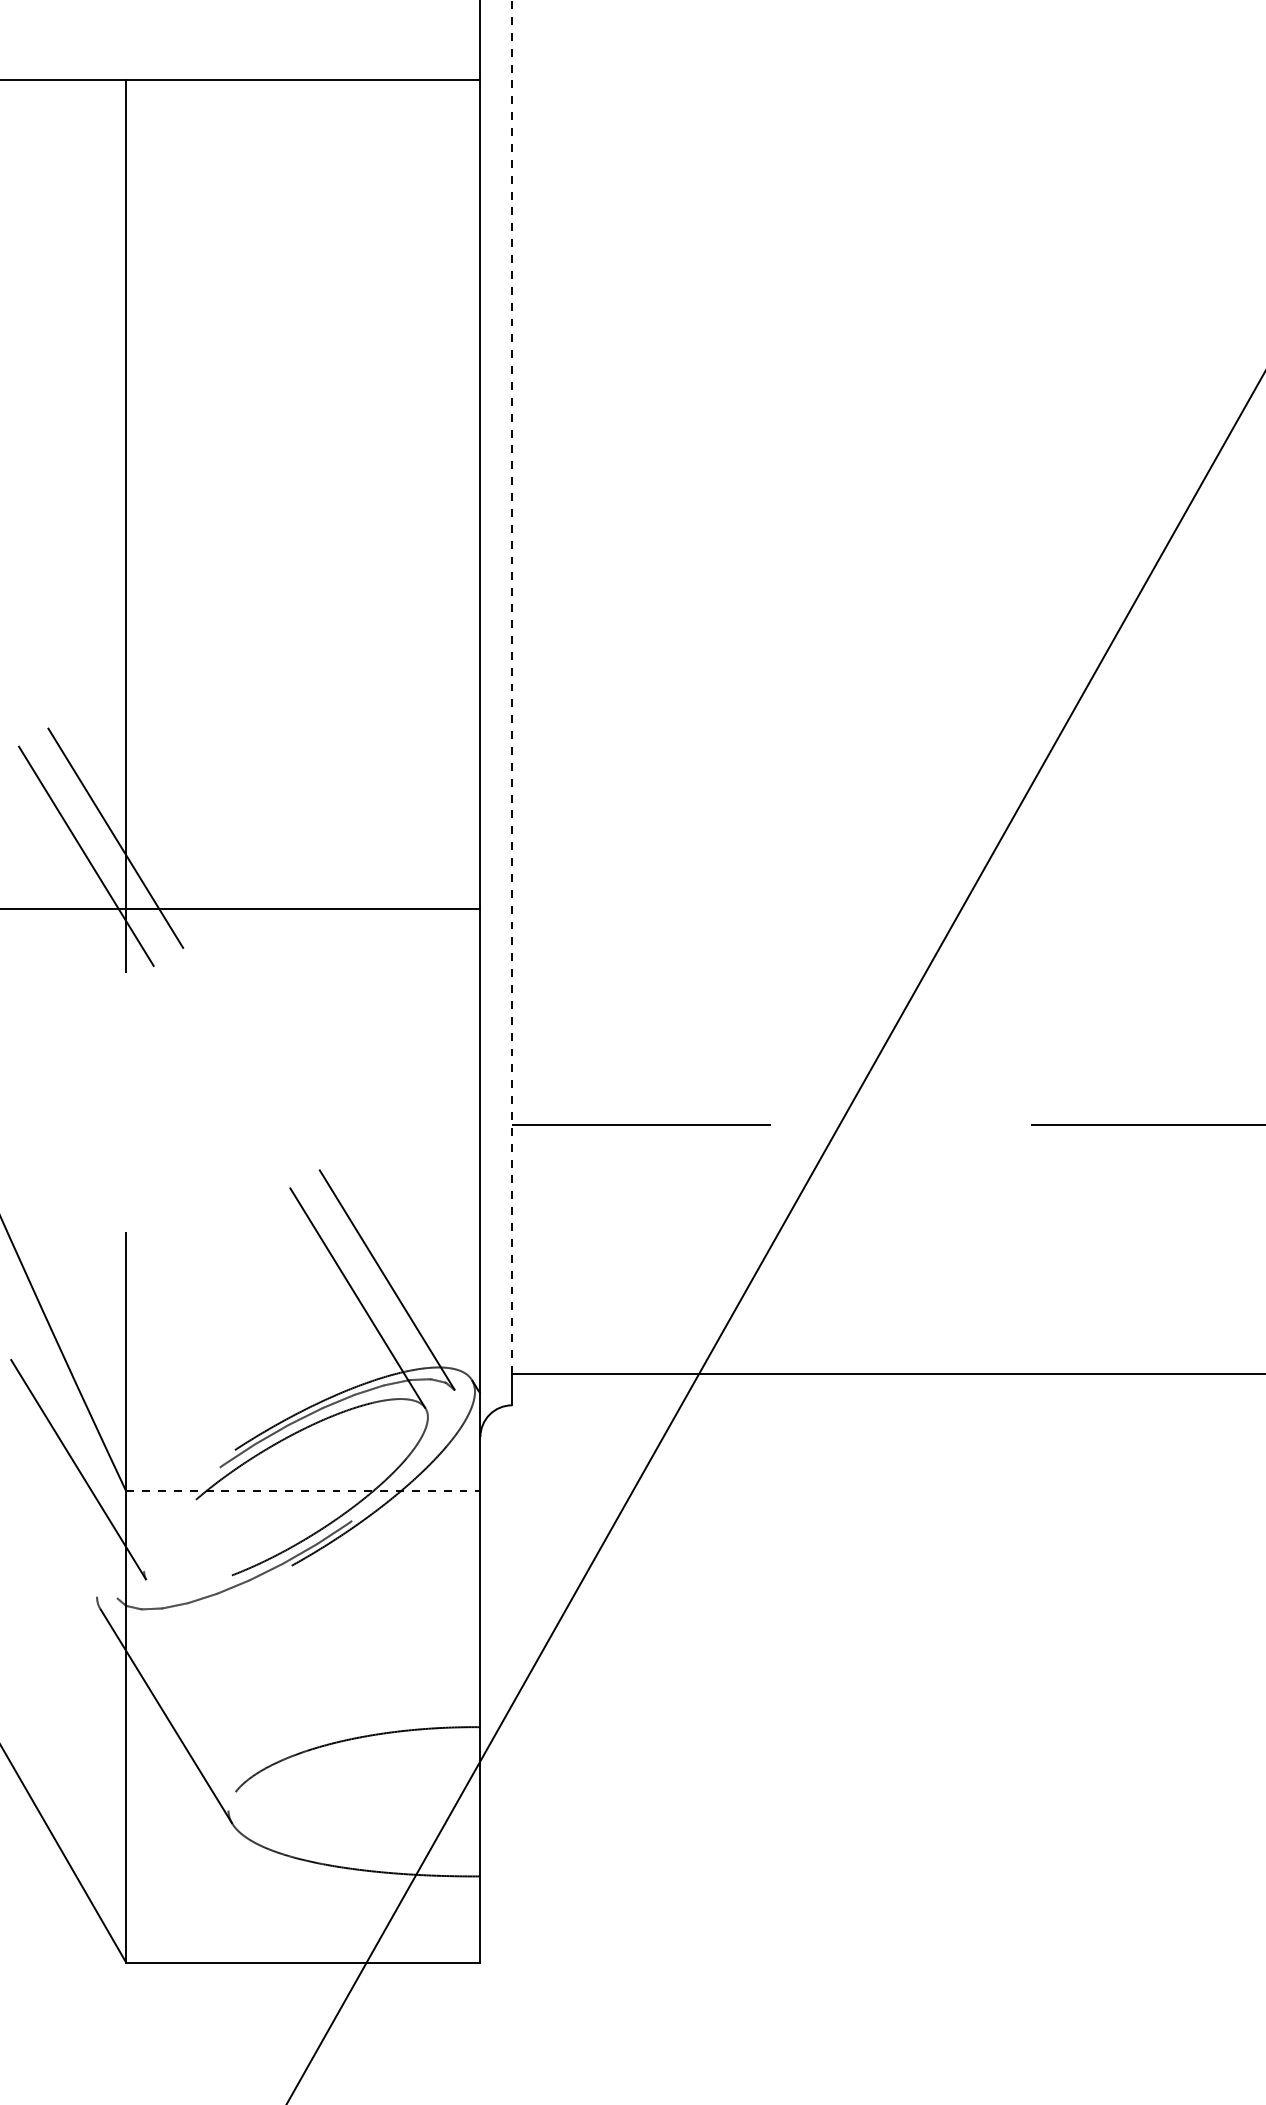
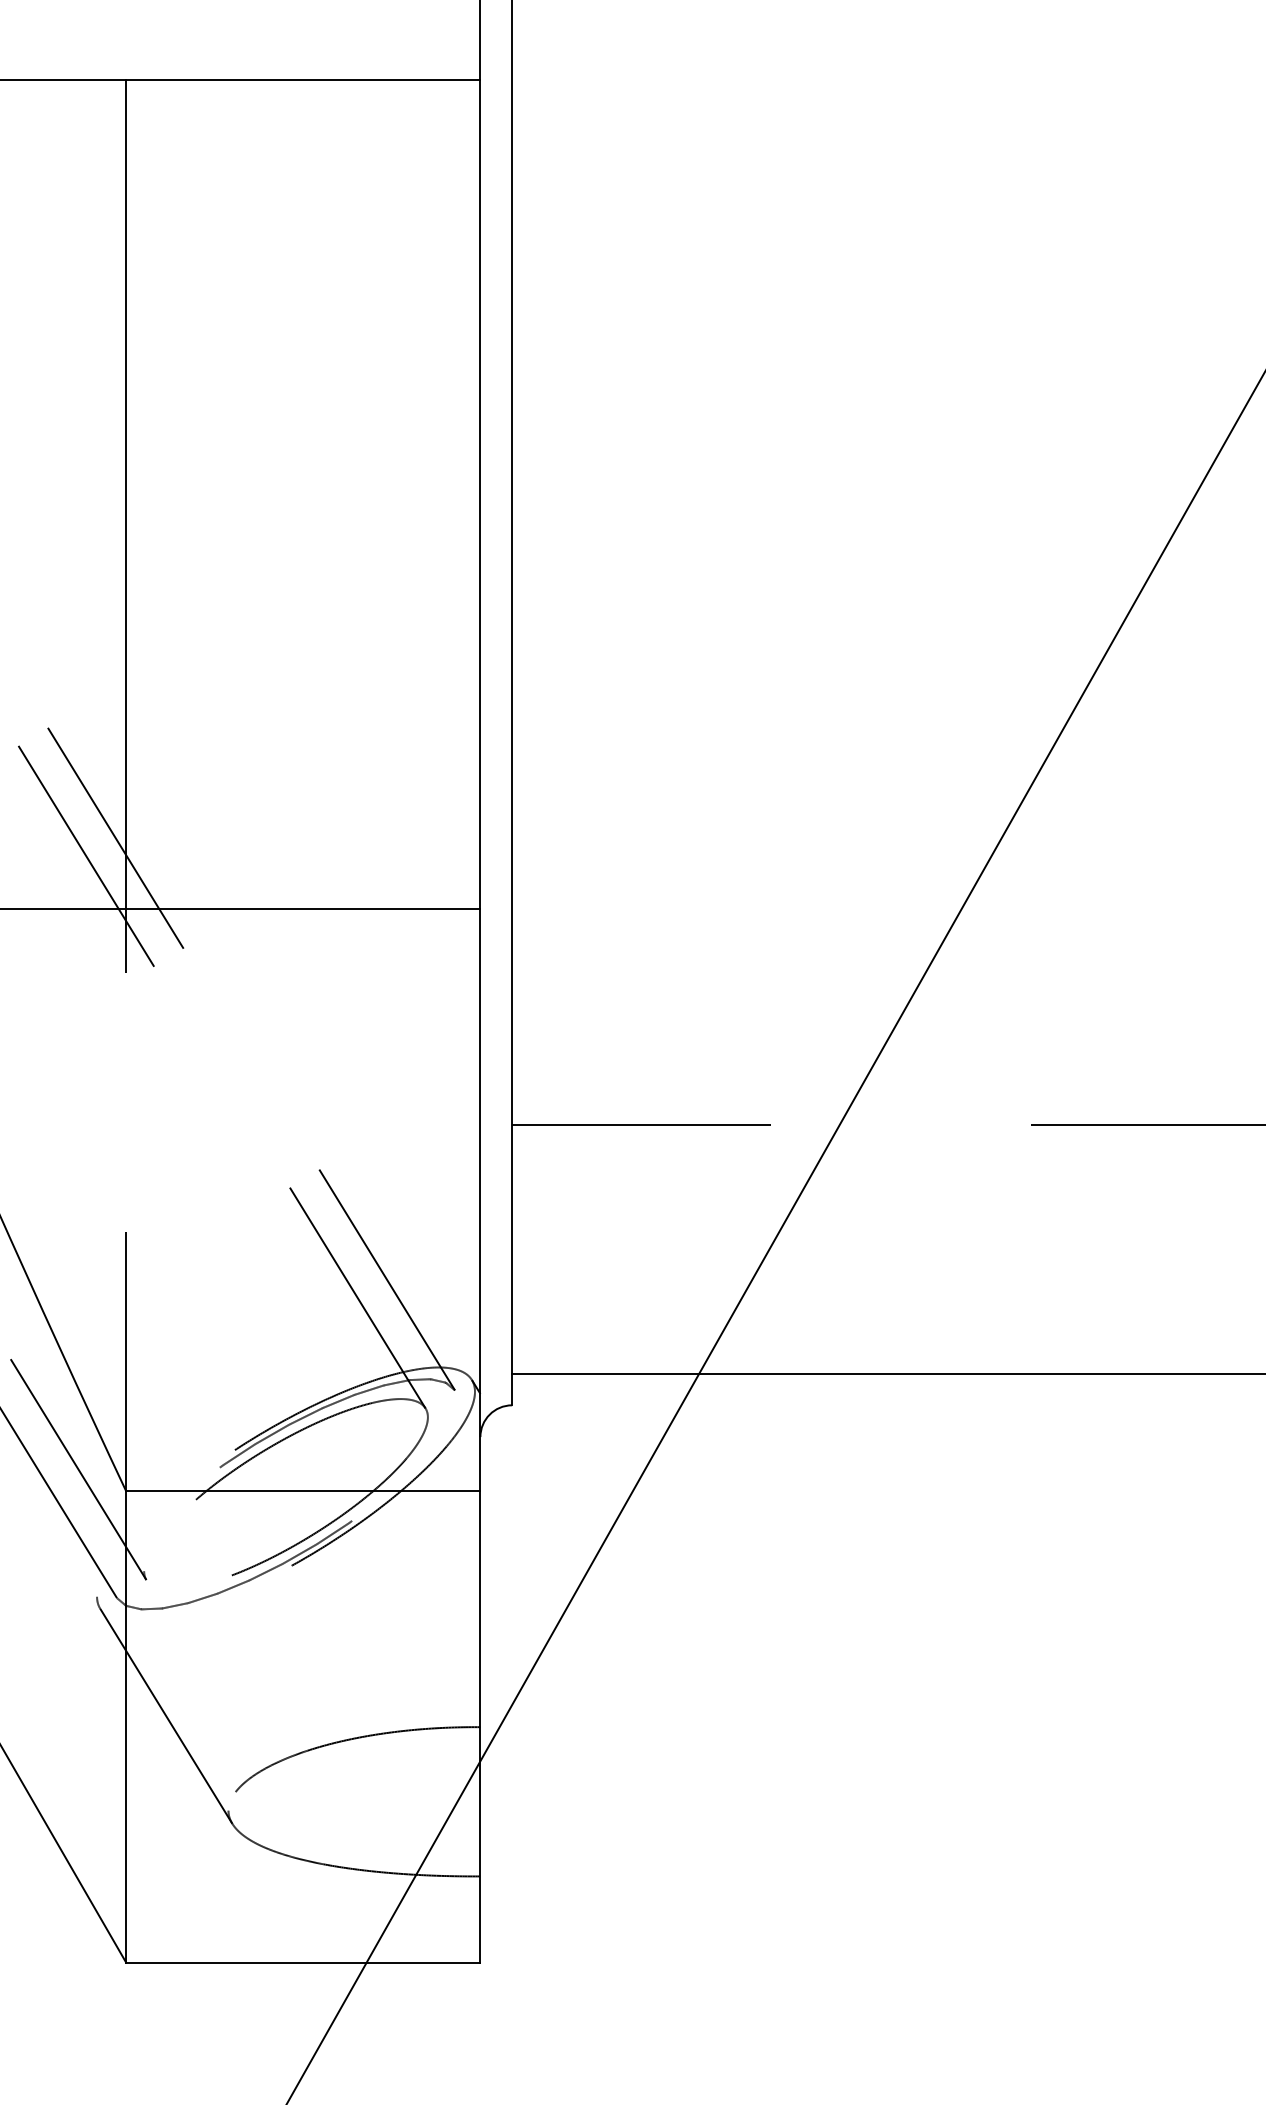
line: dashed -> solid (512, 686)
line: dashed -> solid (303, 1491)
line: none -> present (59, 1504)
